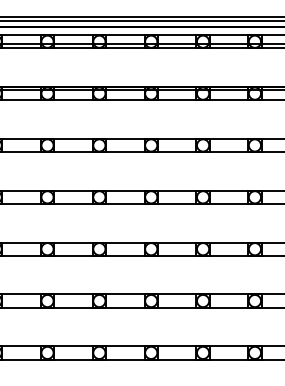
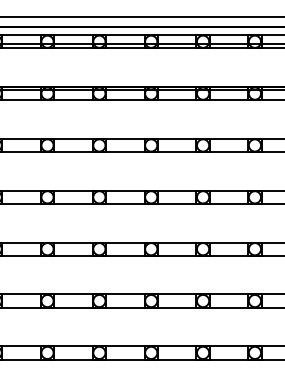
line: present -> none (141, 20)
